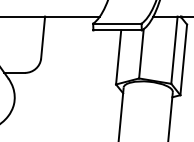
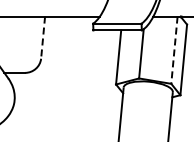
line: solid -> dashed (43, 38)
line: solid -> dashed (174, 50)
